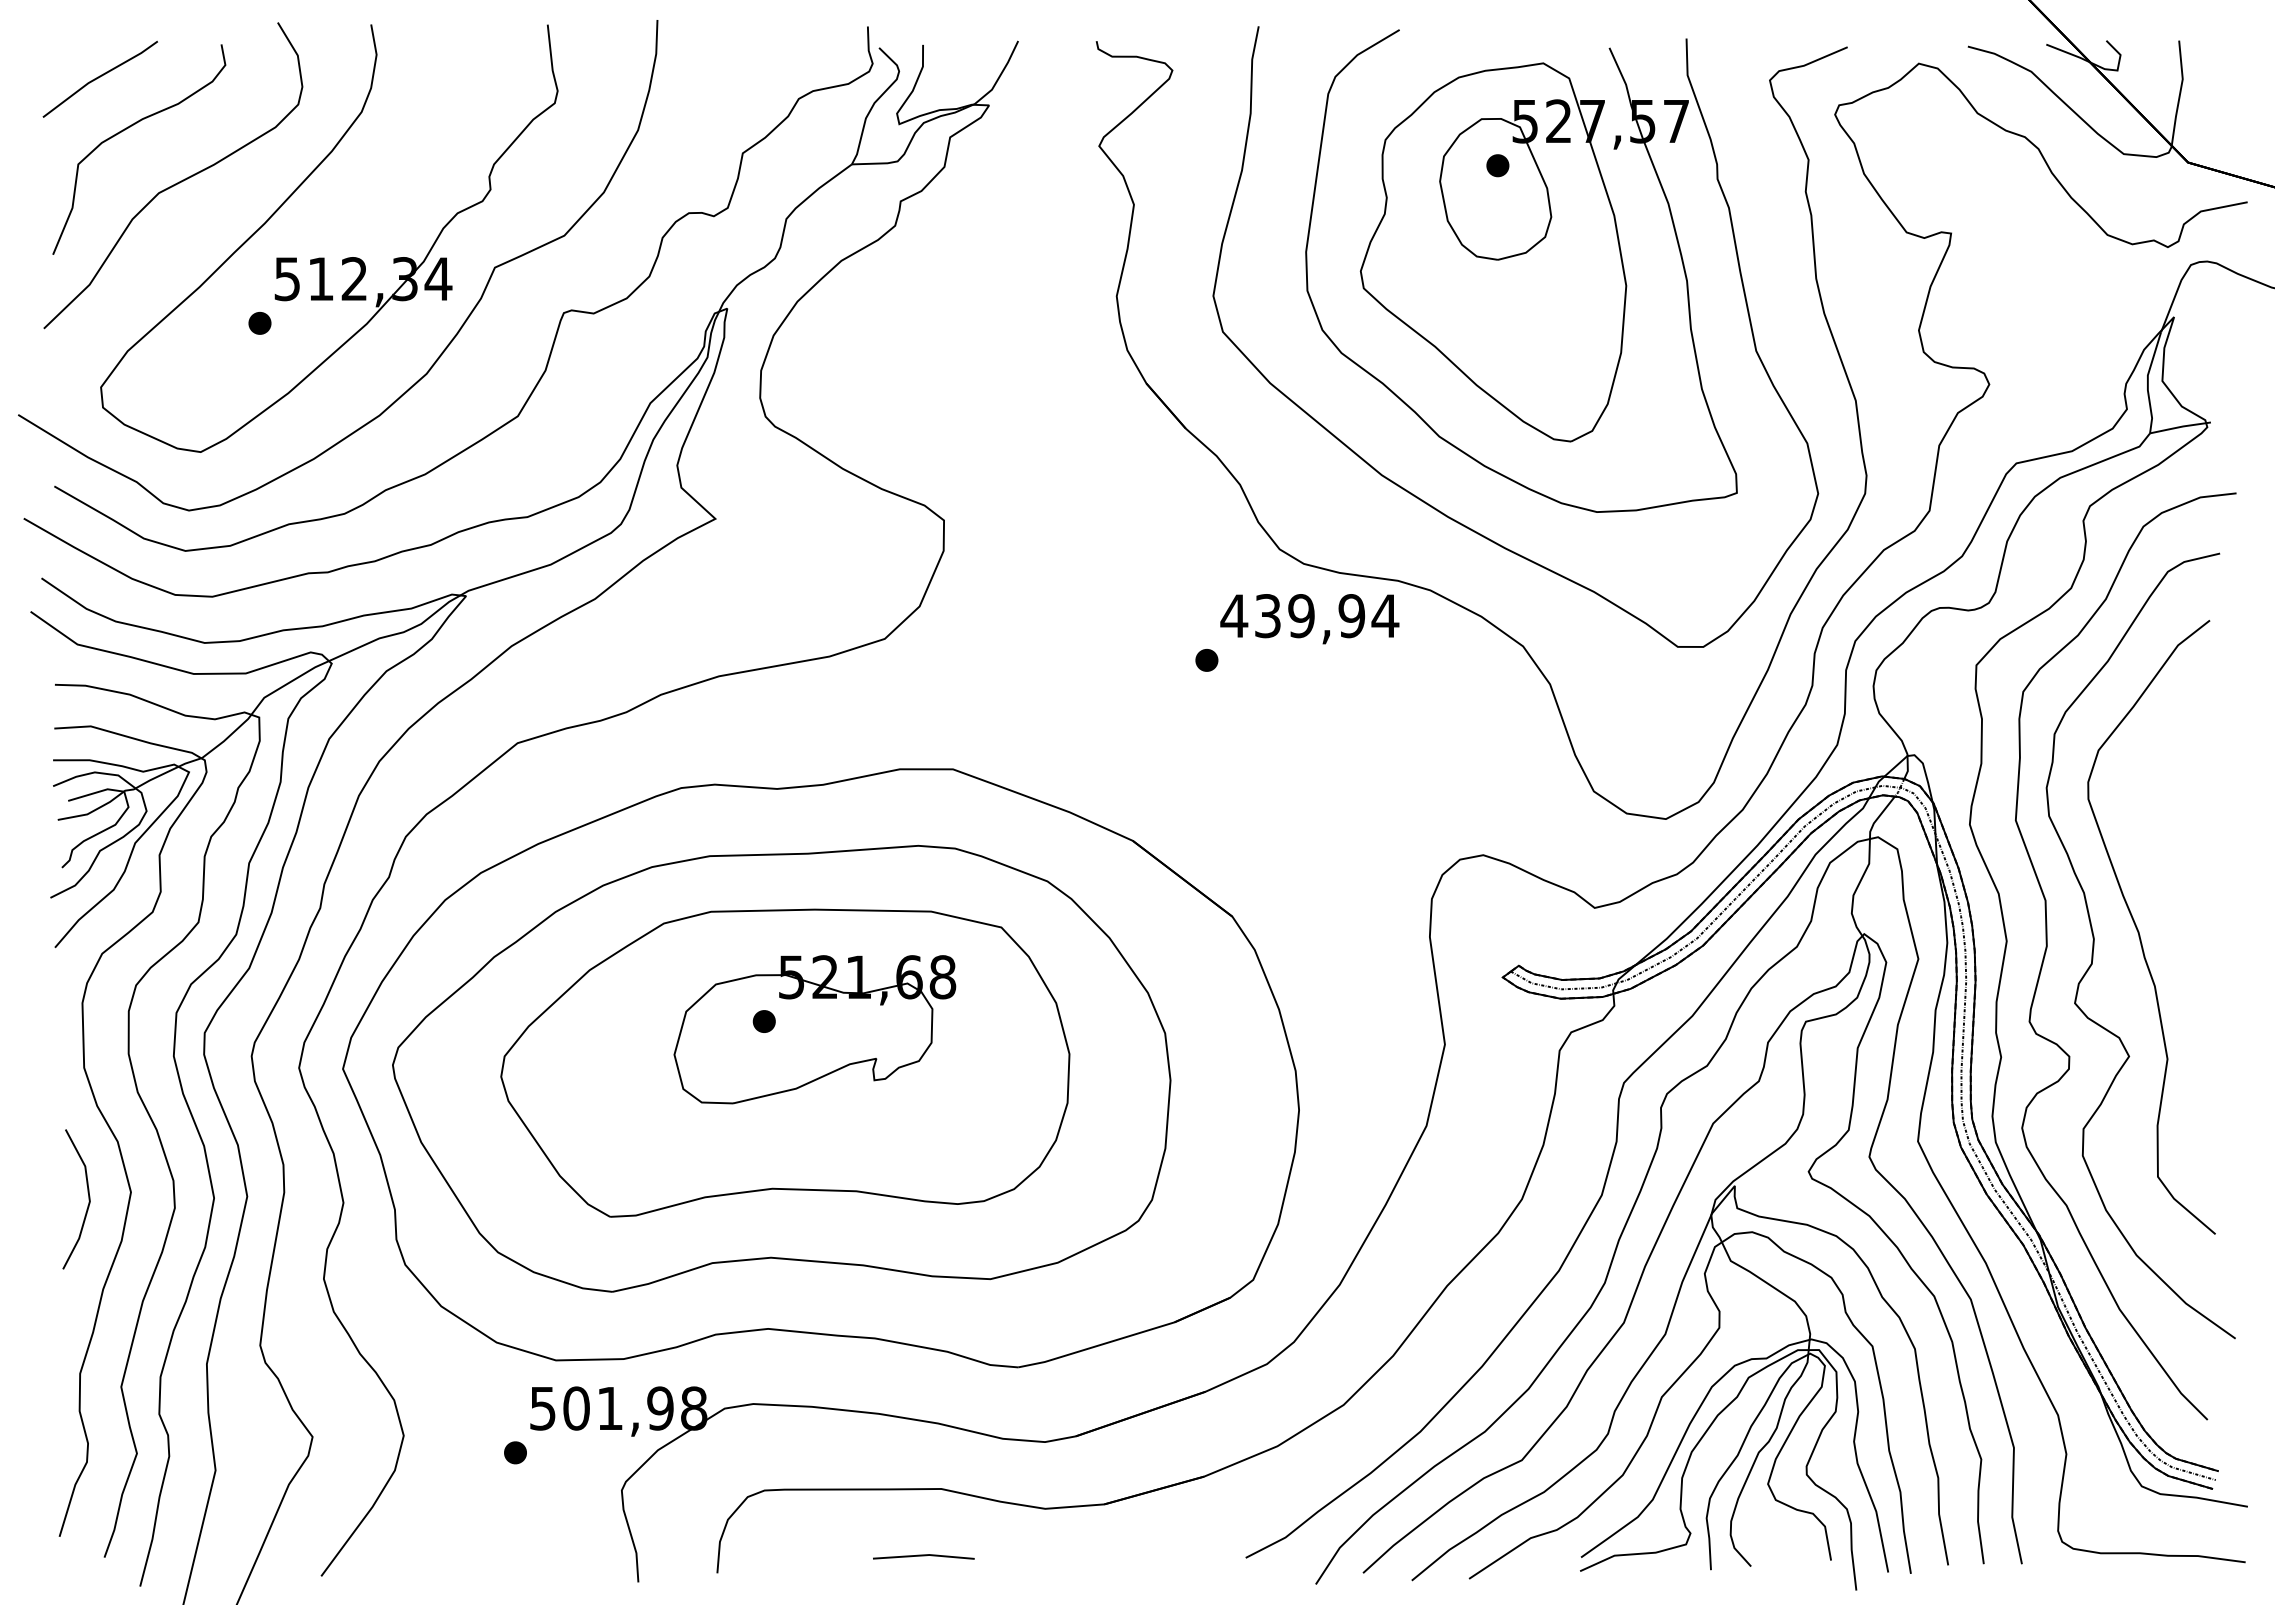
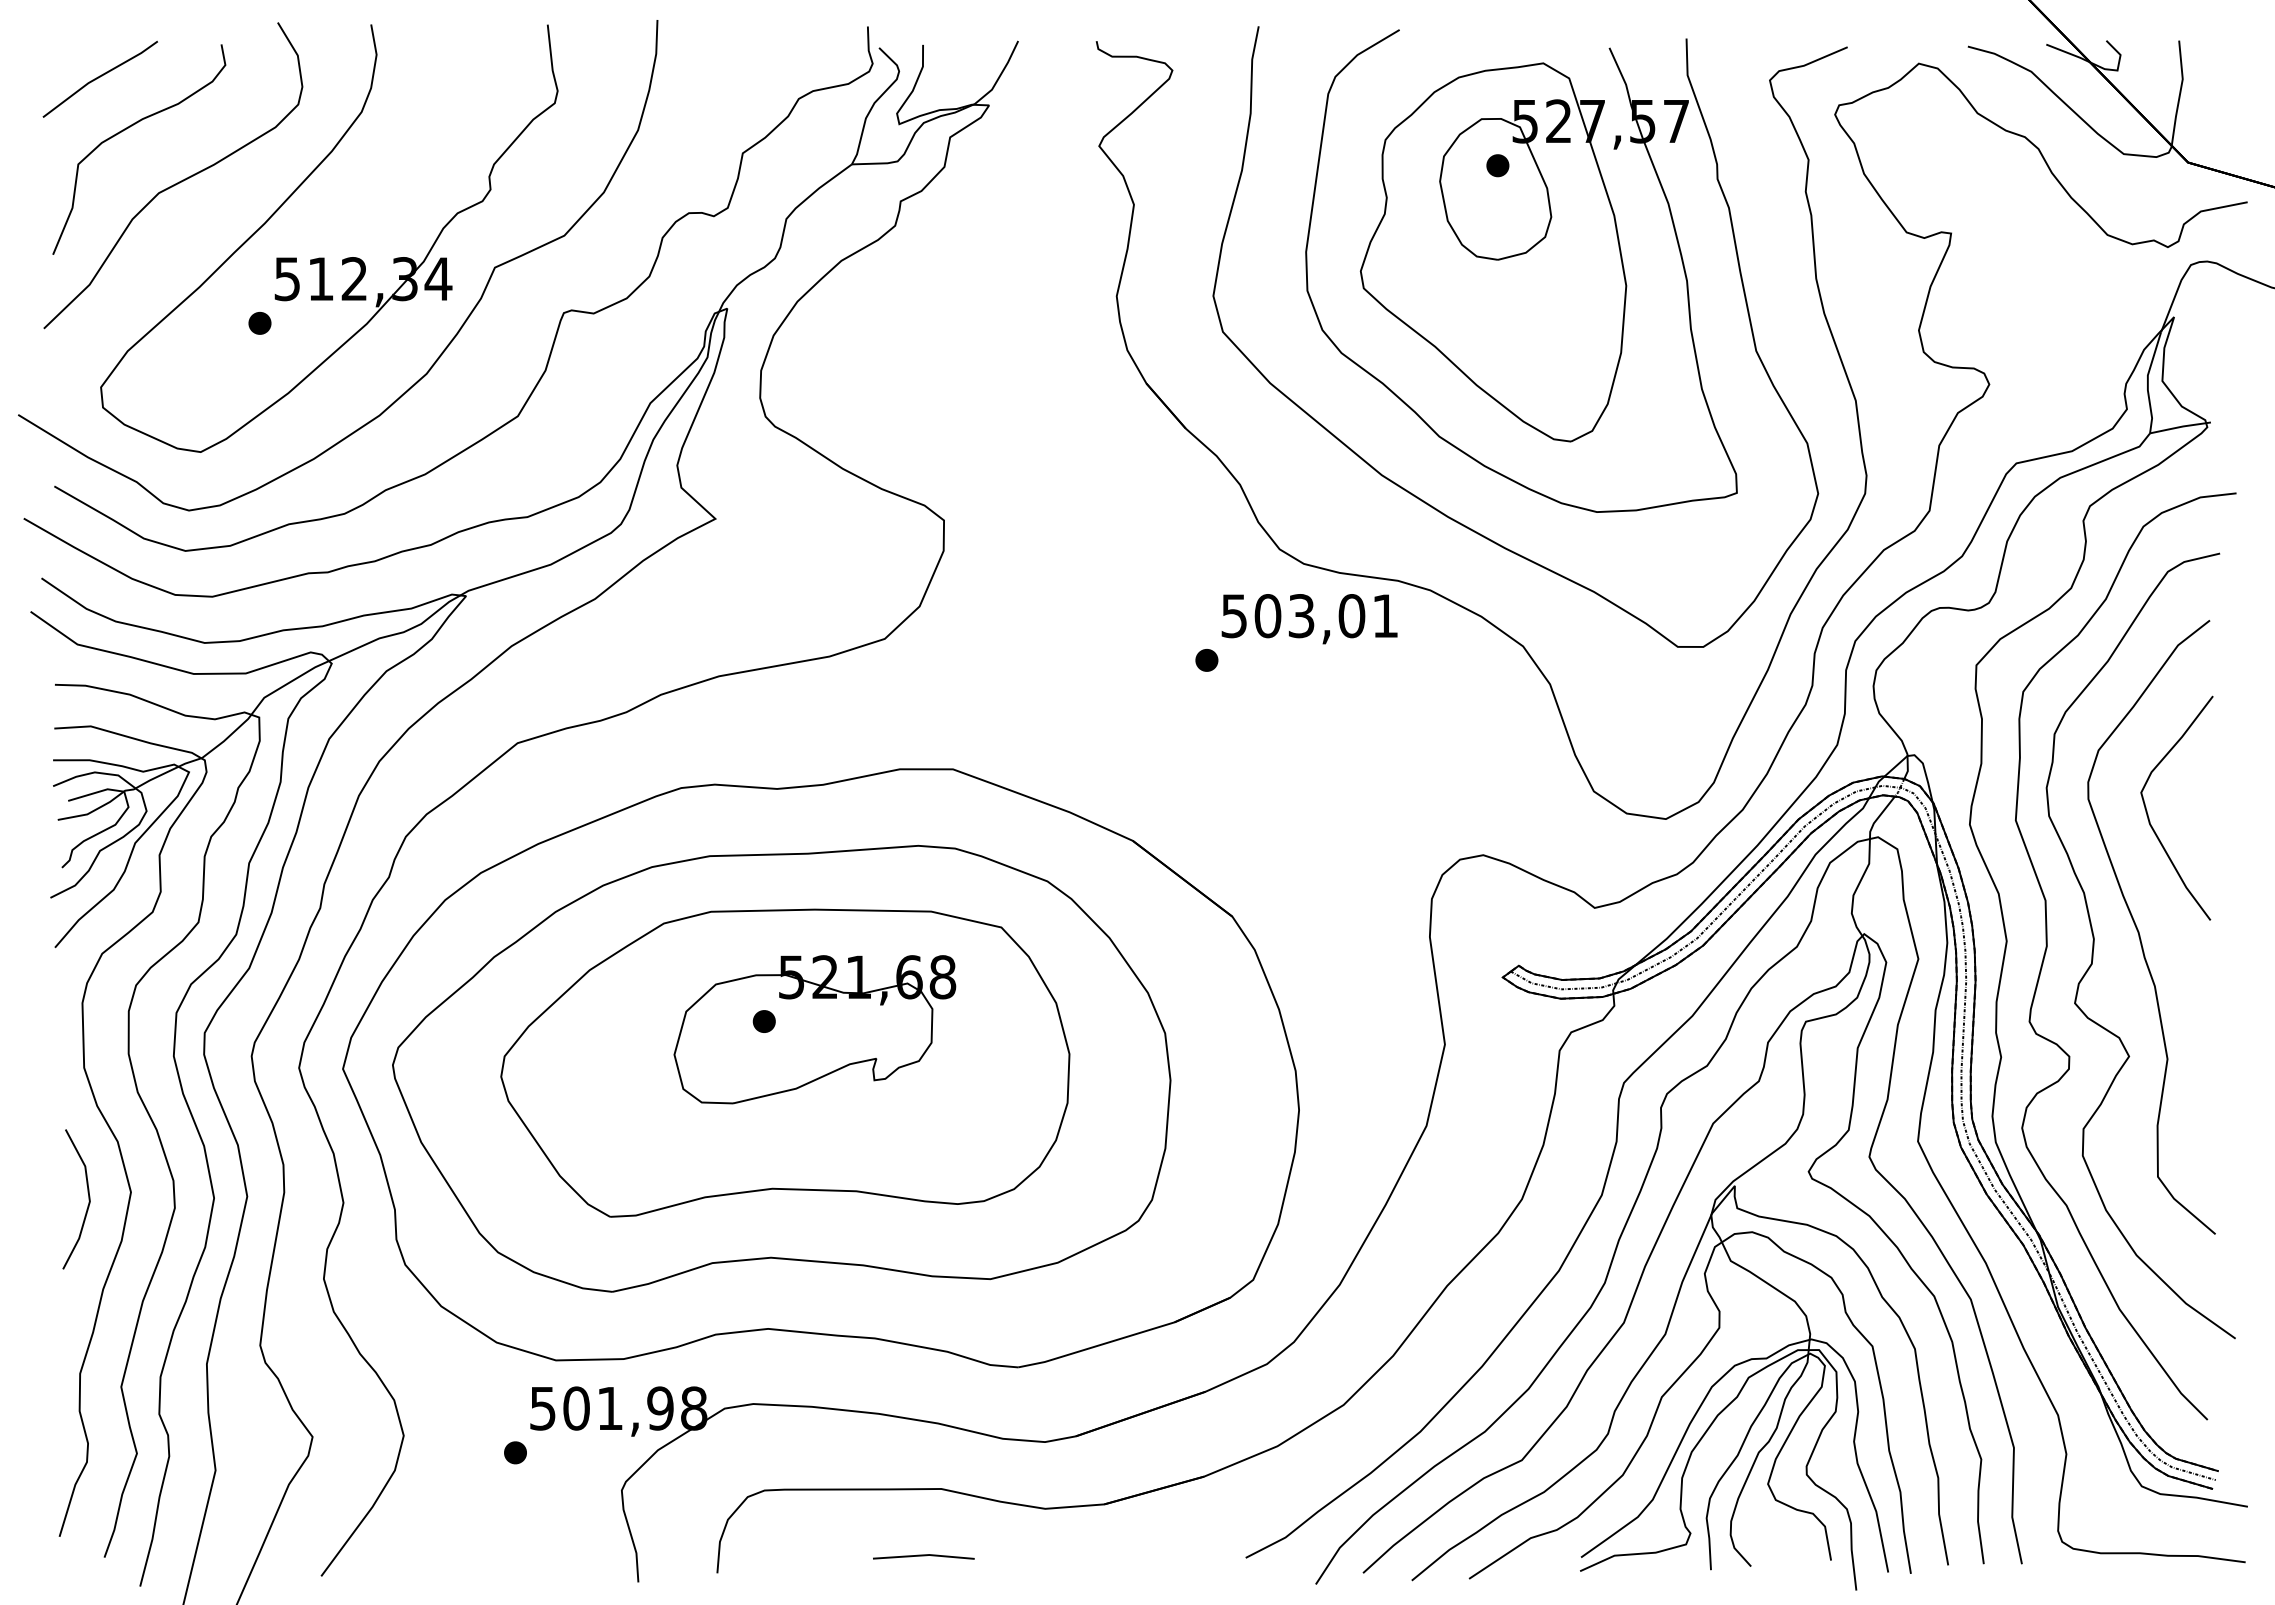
text: 439,94 -> 503,01 (1309, 616)
curve: none -> present (2149, 817)
